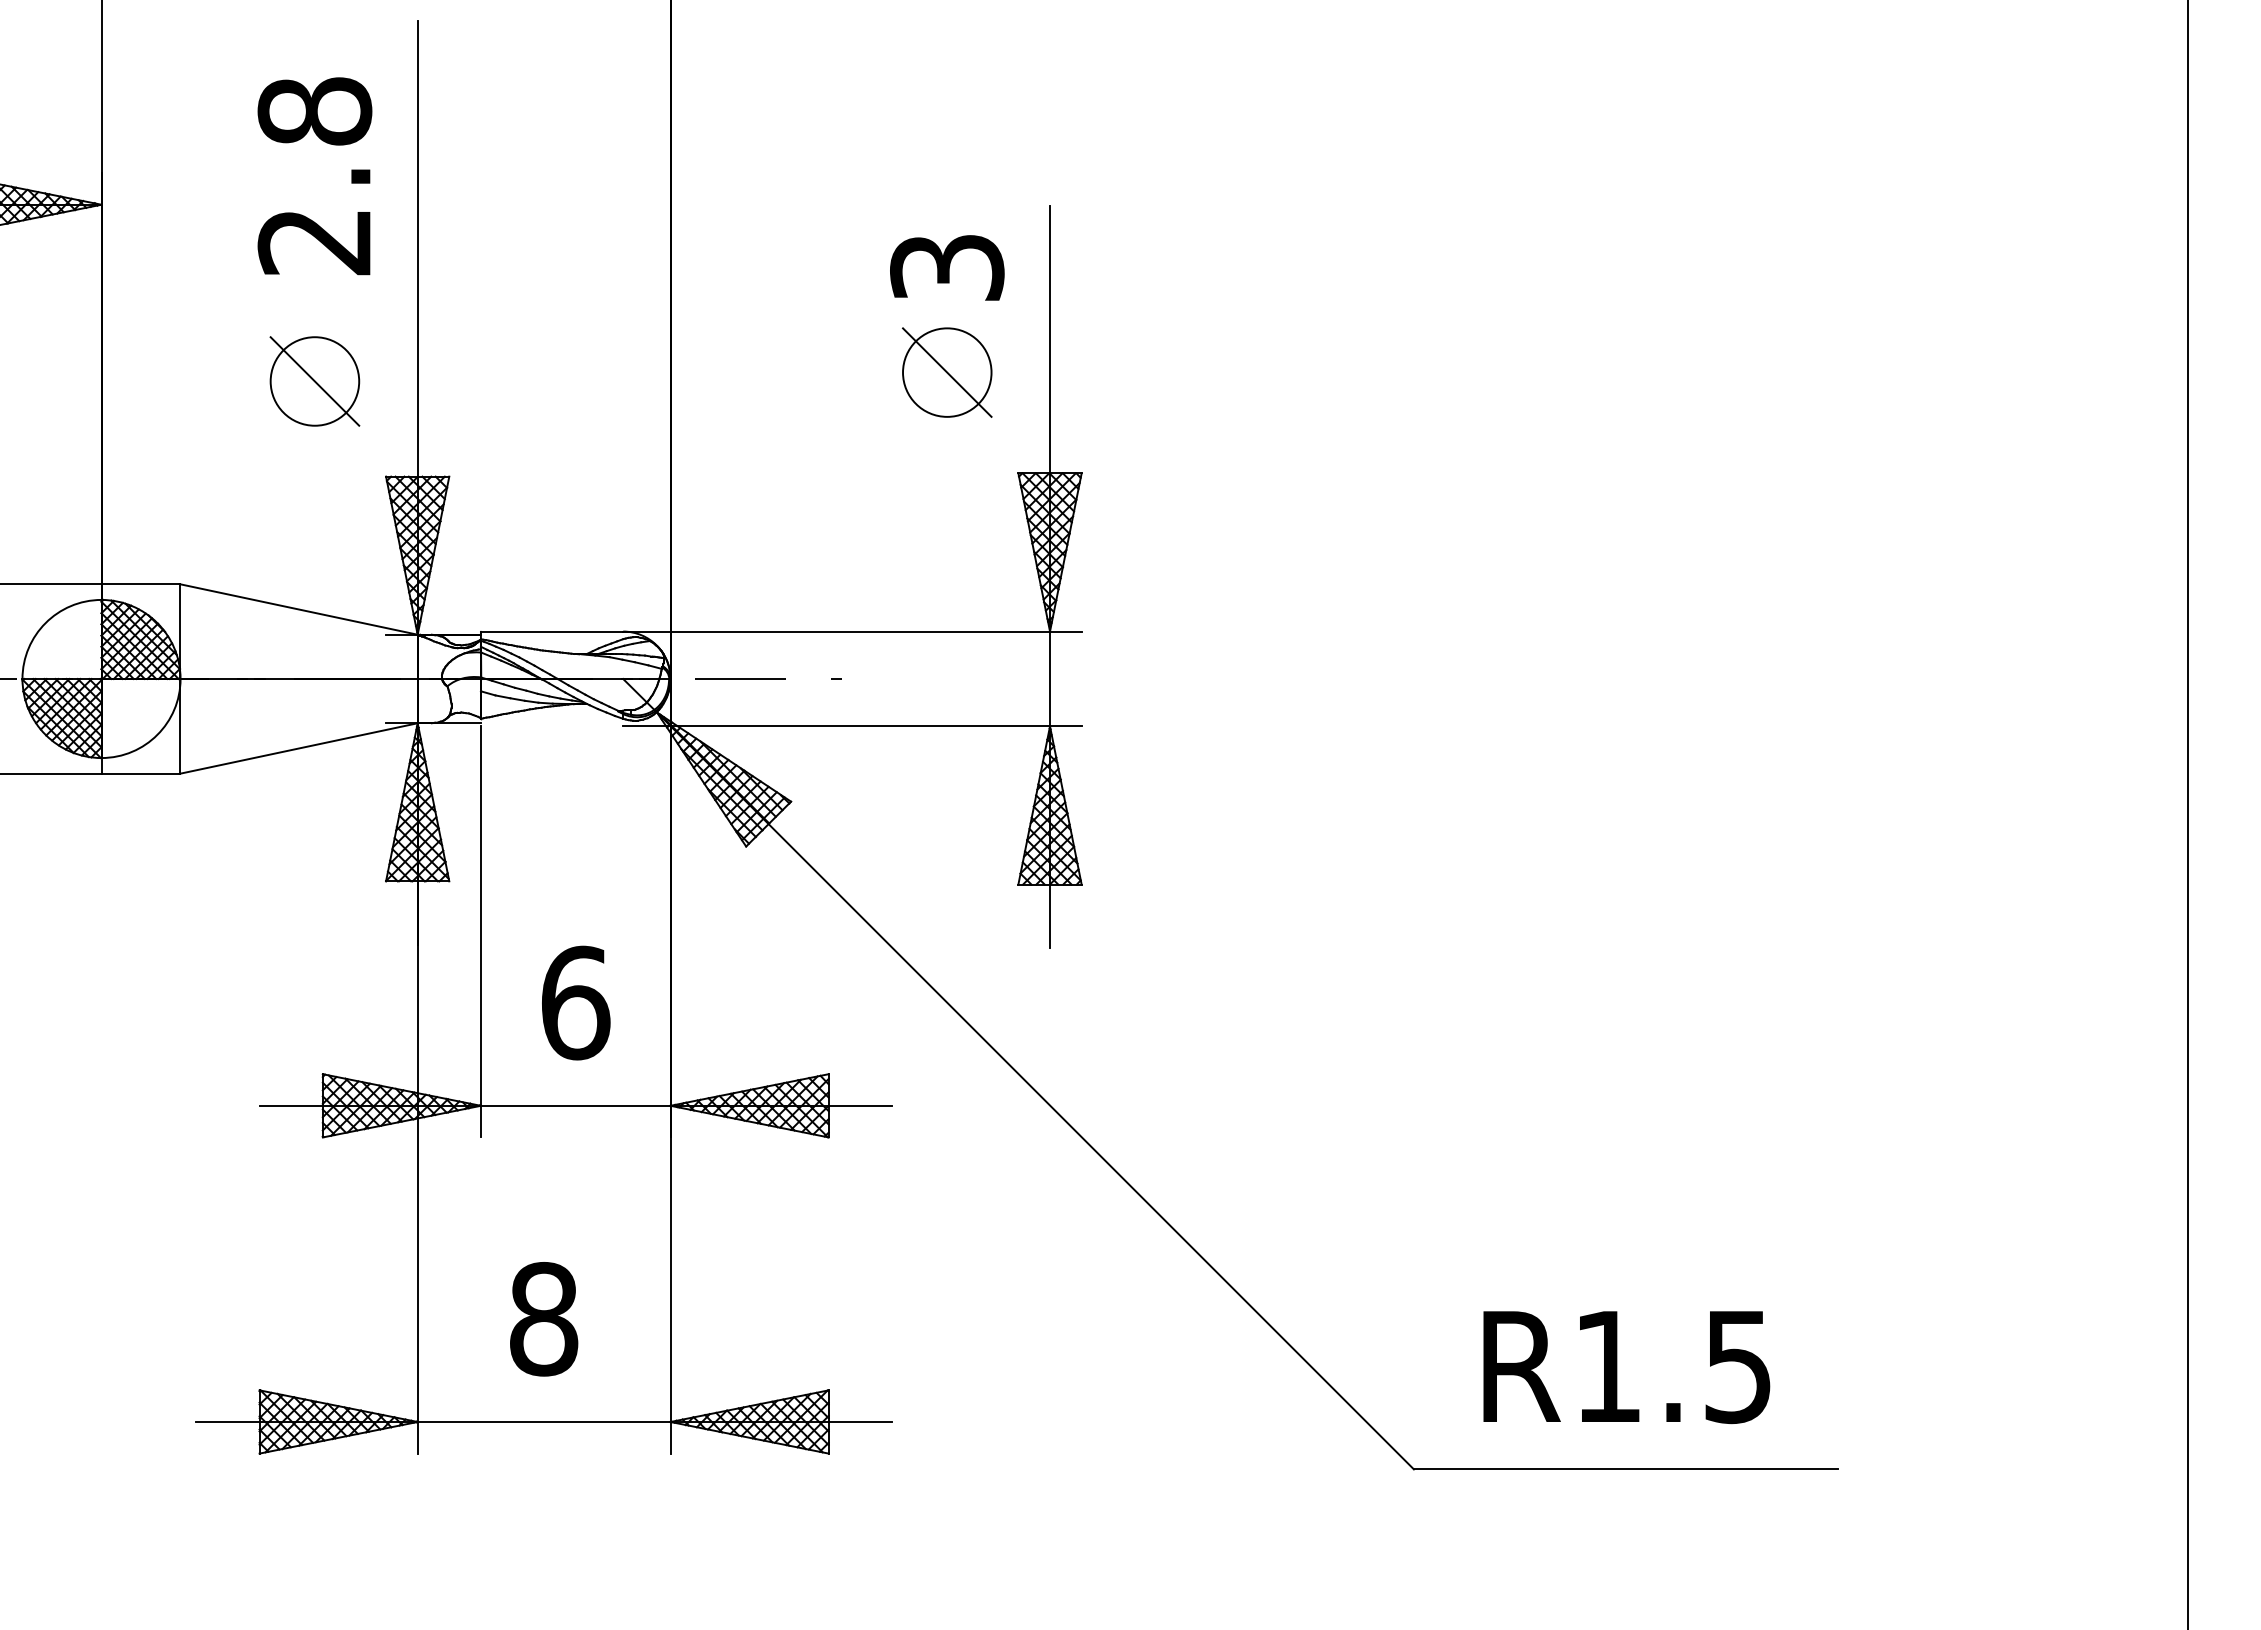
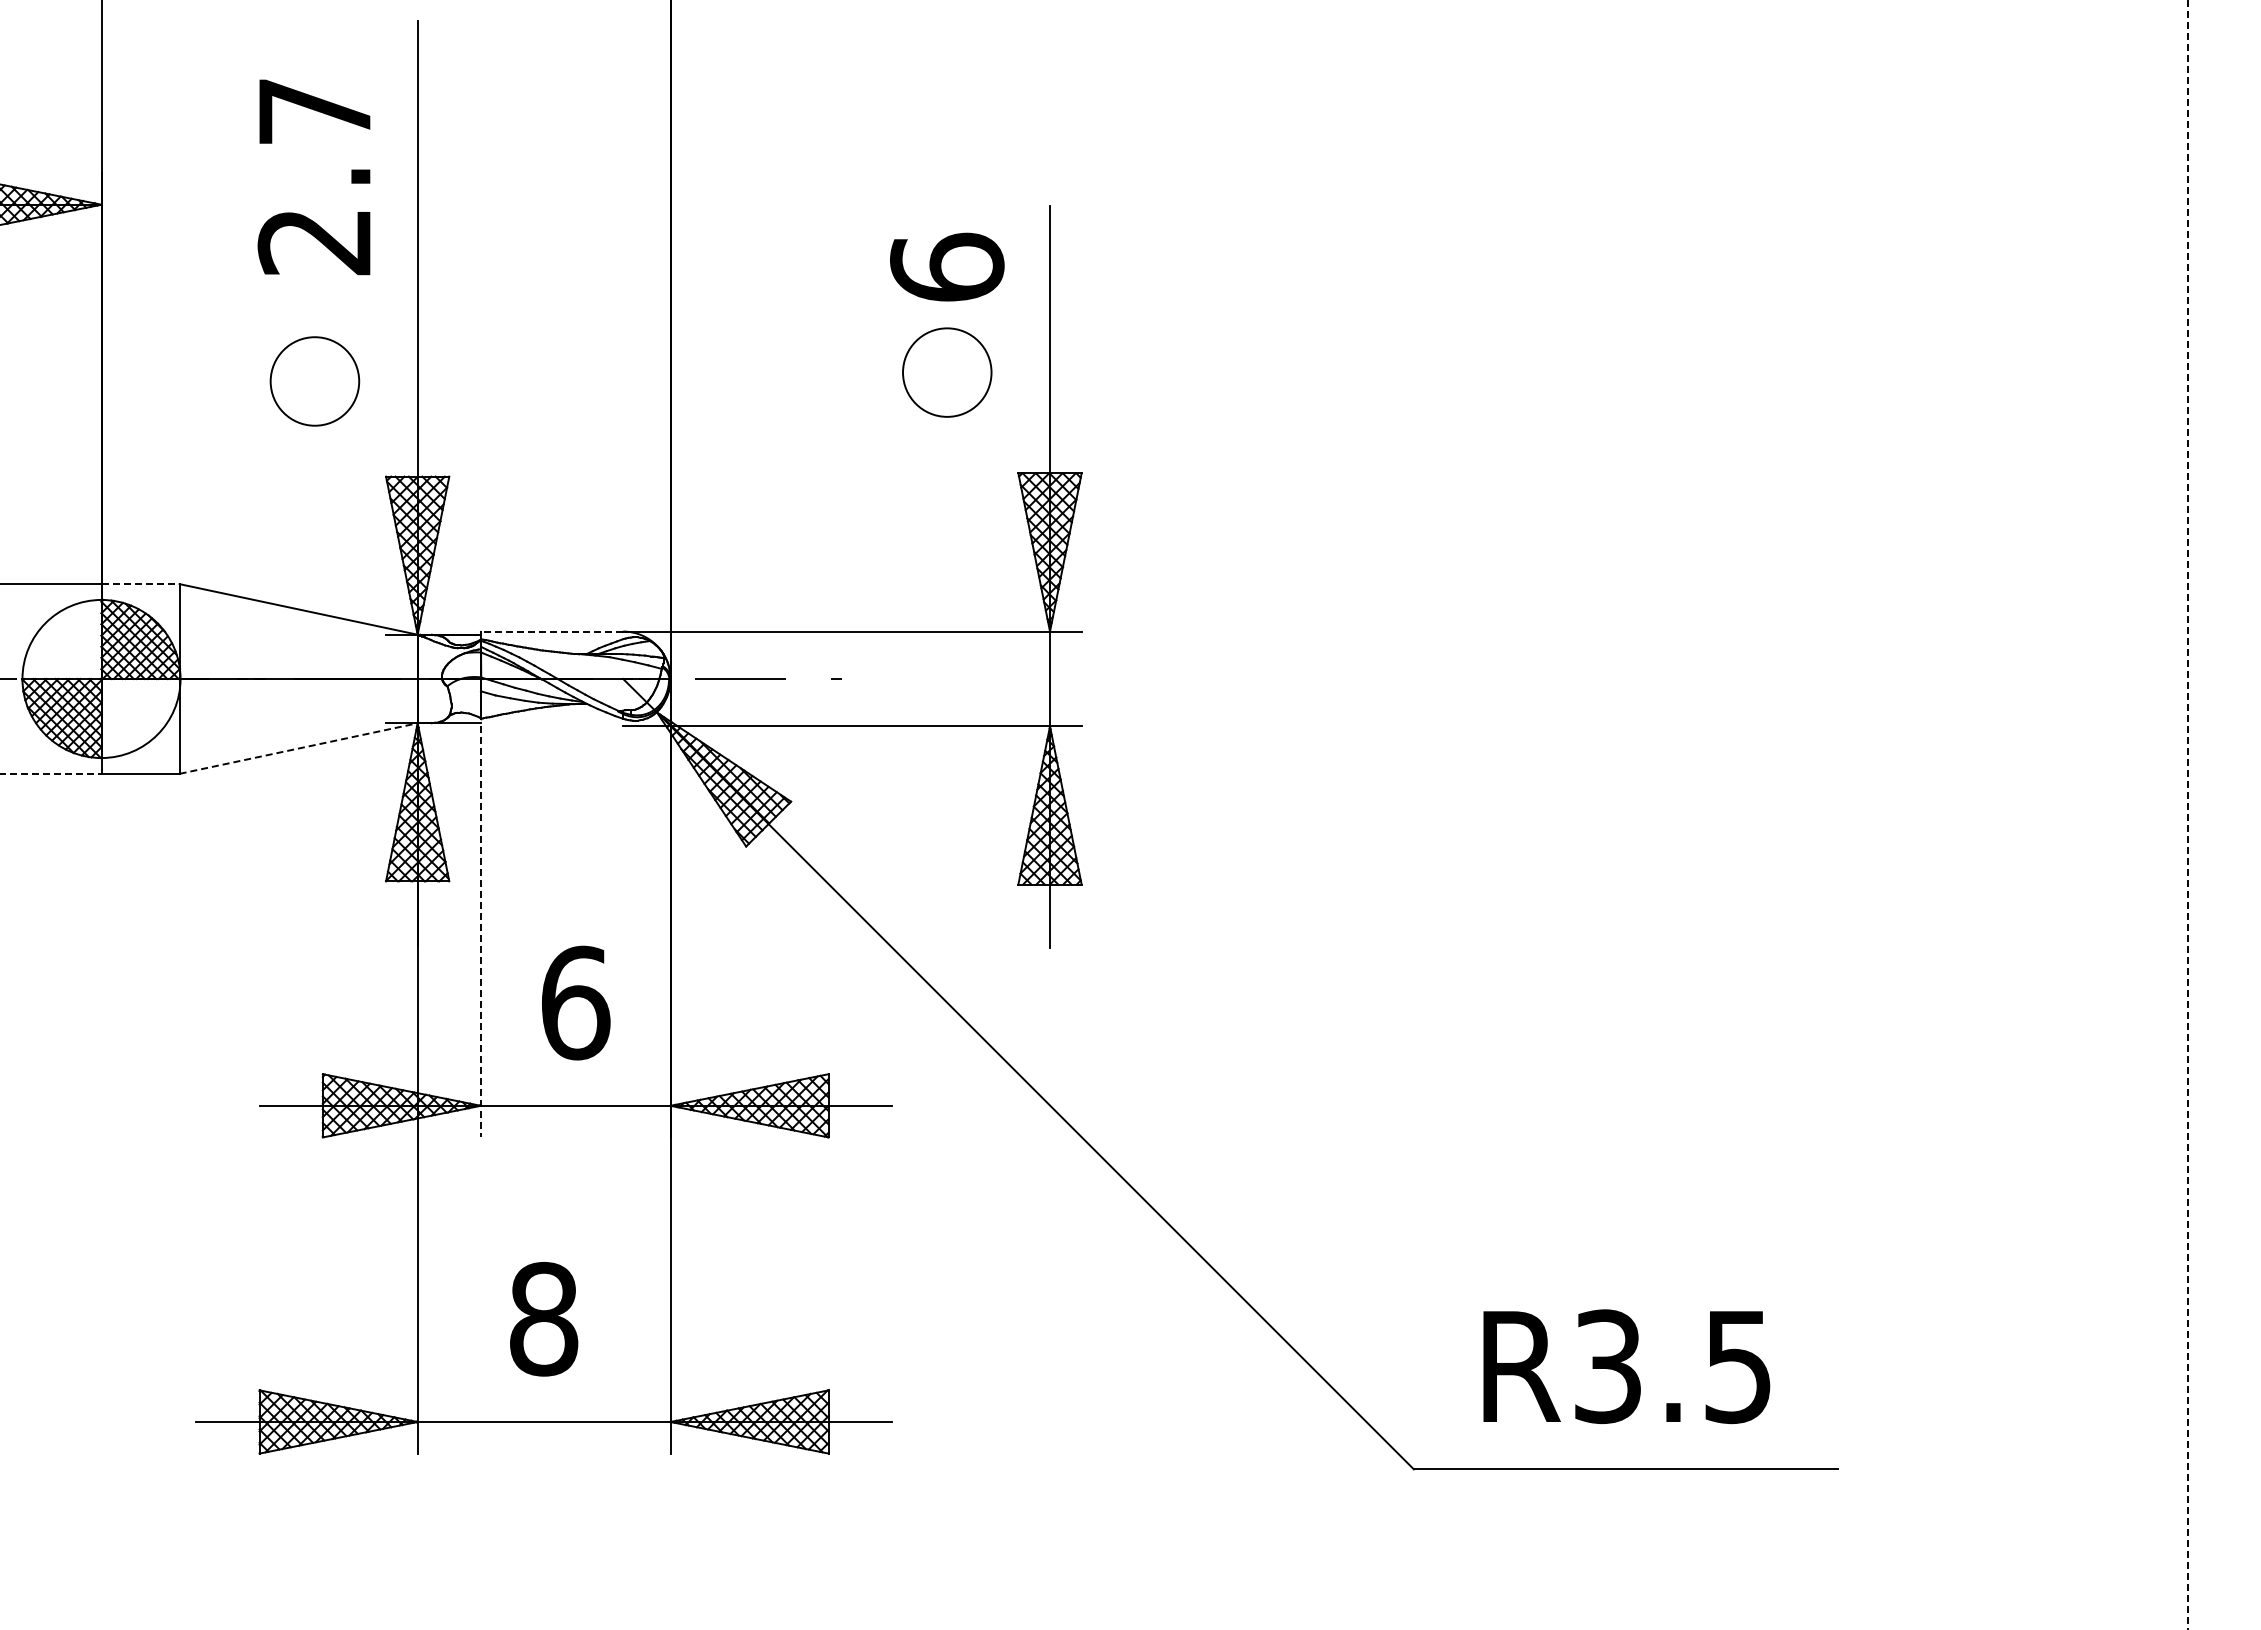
text: 2.8 -> 2.7 (314, 111)
text: 3 -> 6 (947, 266)
line: present -> none (947, 372)
line: present -> none (314, 381)
line: solid -> dashed (141, 584)
line: solid -> dashed (551, 631)
line: solid -> dashed (298, 748)
line: solid -> dashed (51, 773)
line: solid -> dashed (2188, 814)
line: solid -> dashed (480, 931)
text: R1.5 -> R3.5 (1607, 1366)
